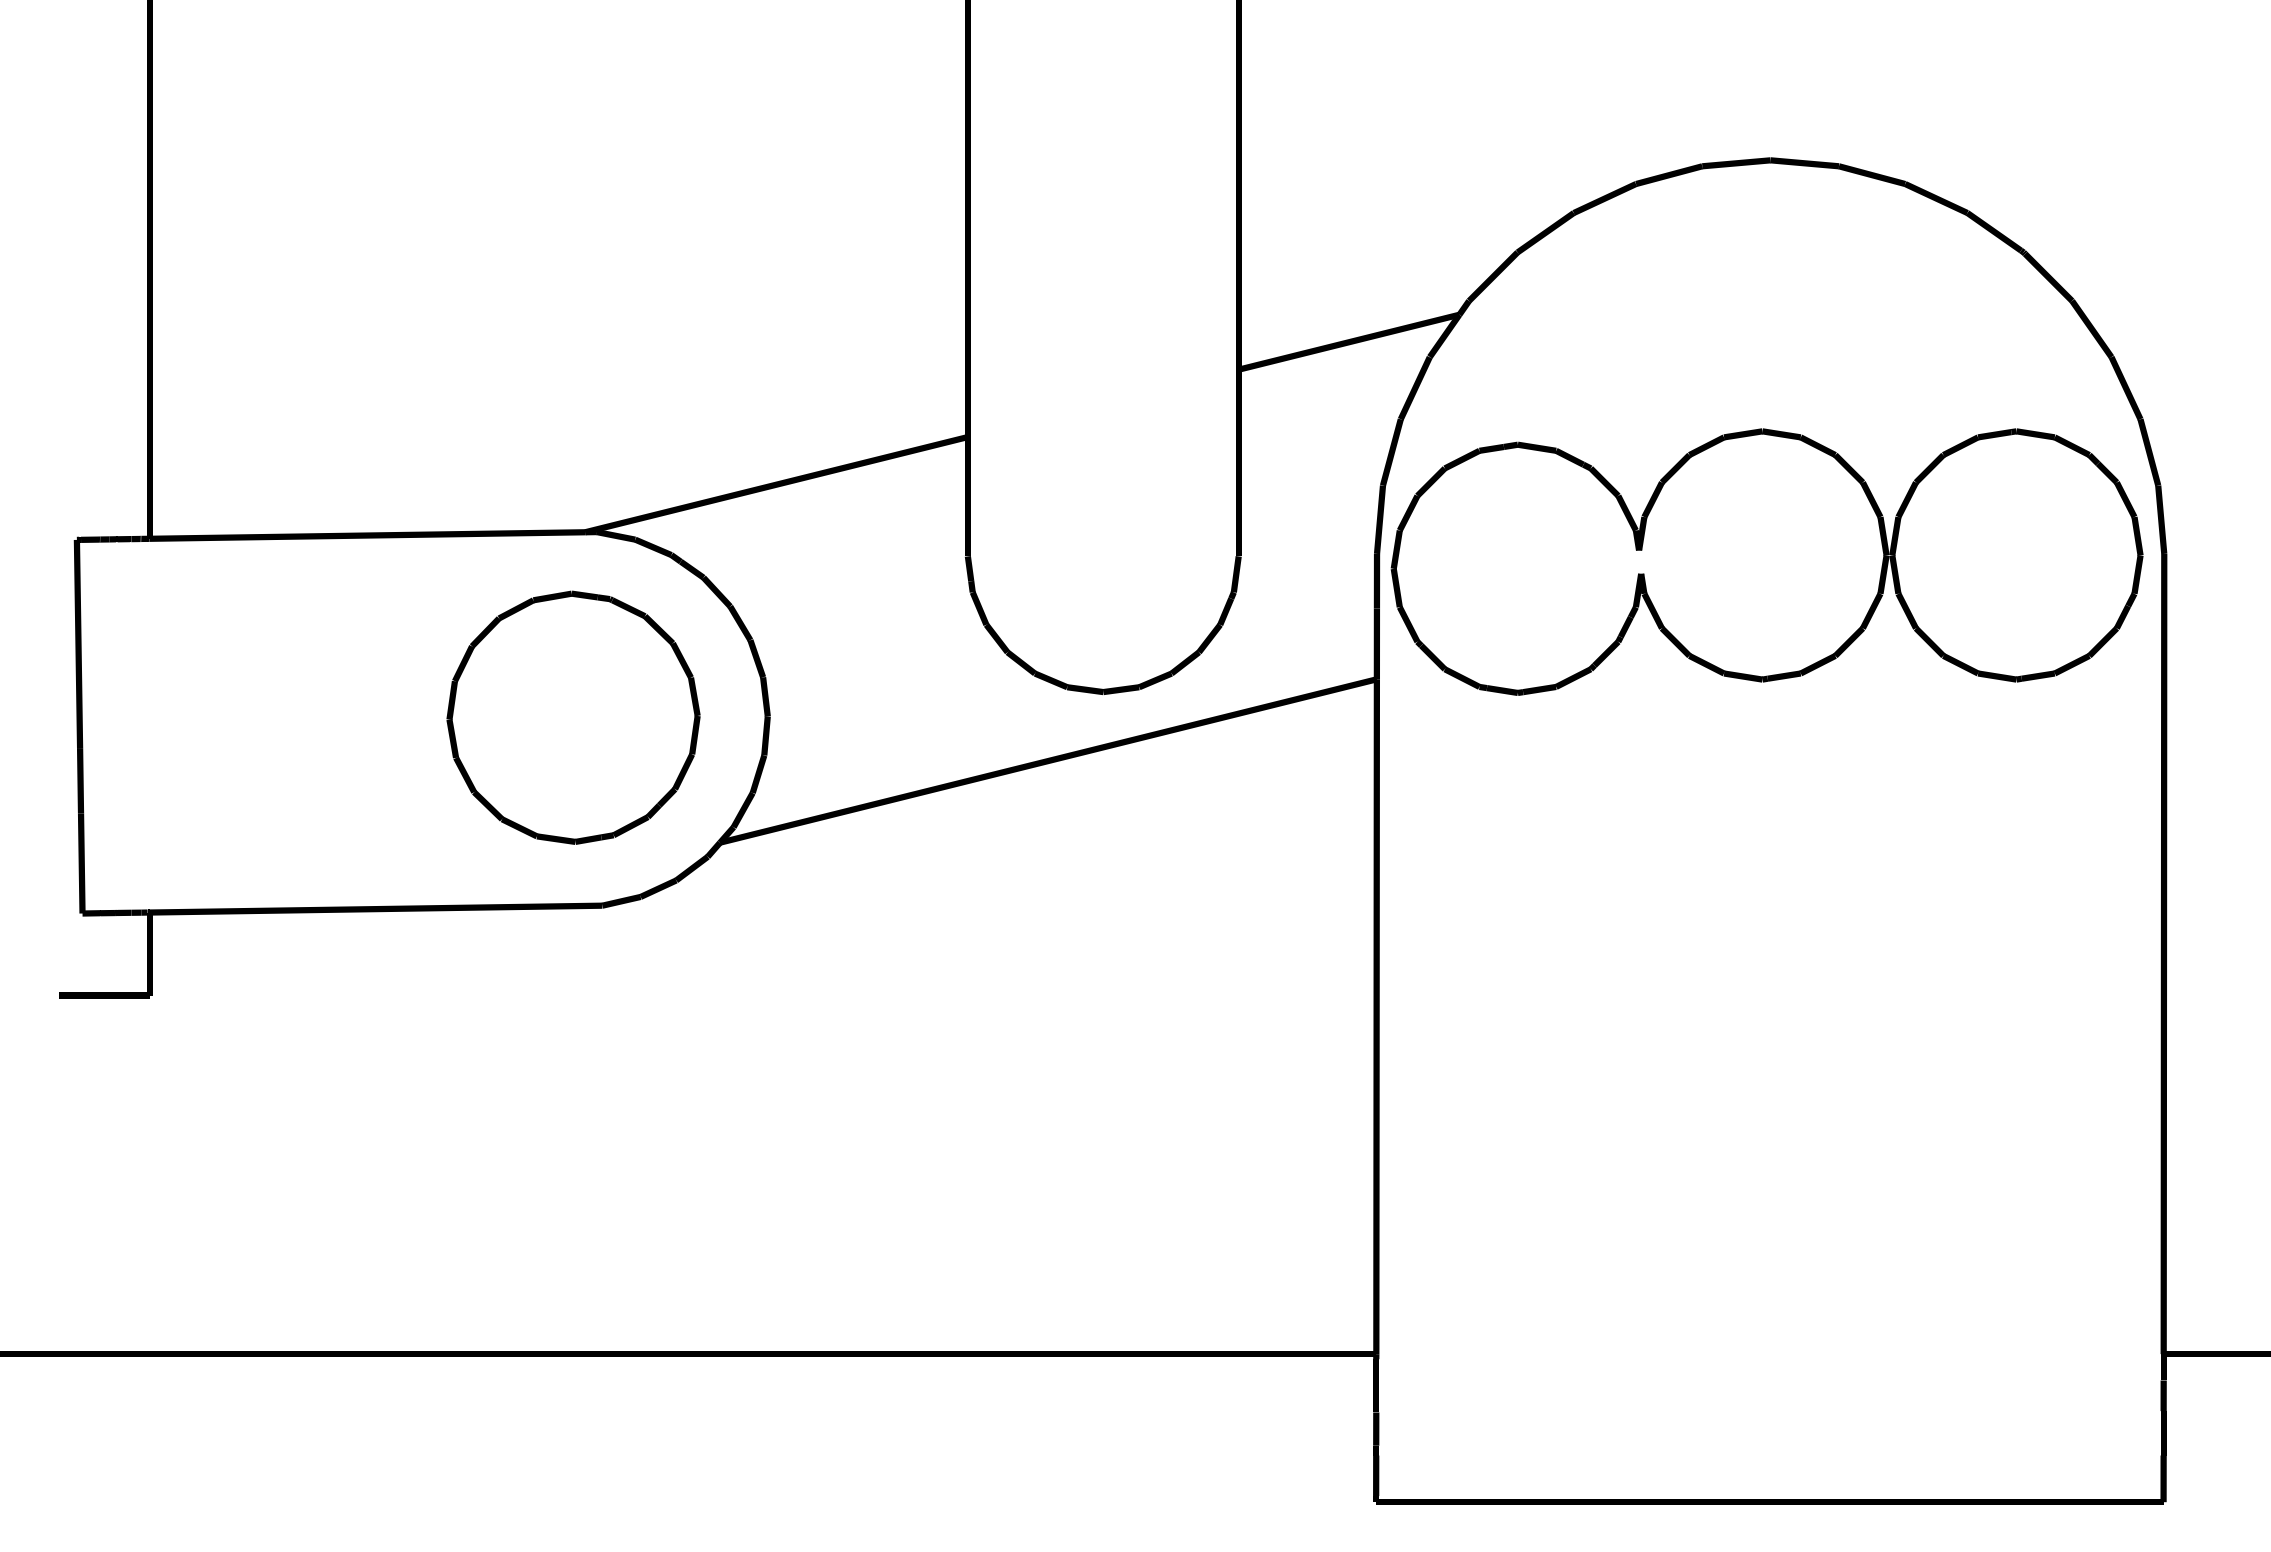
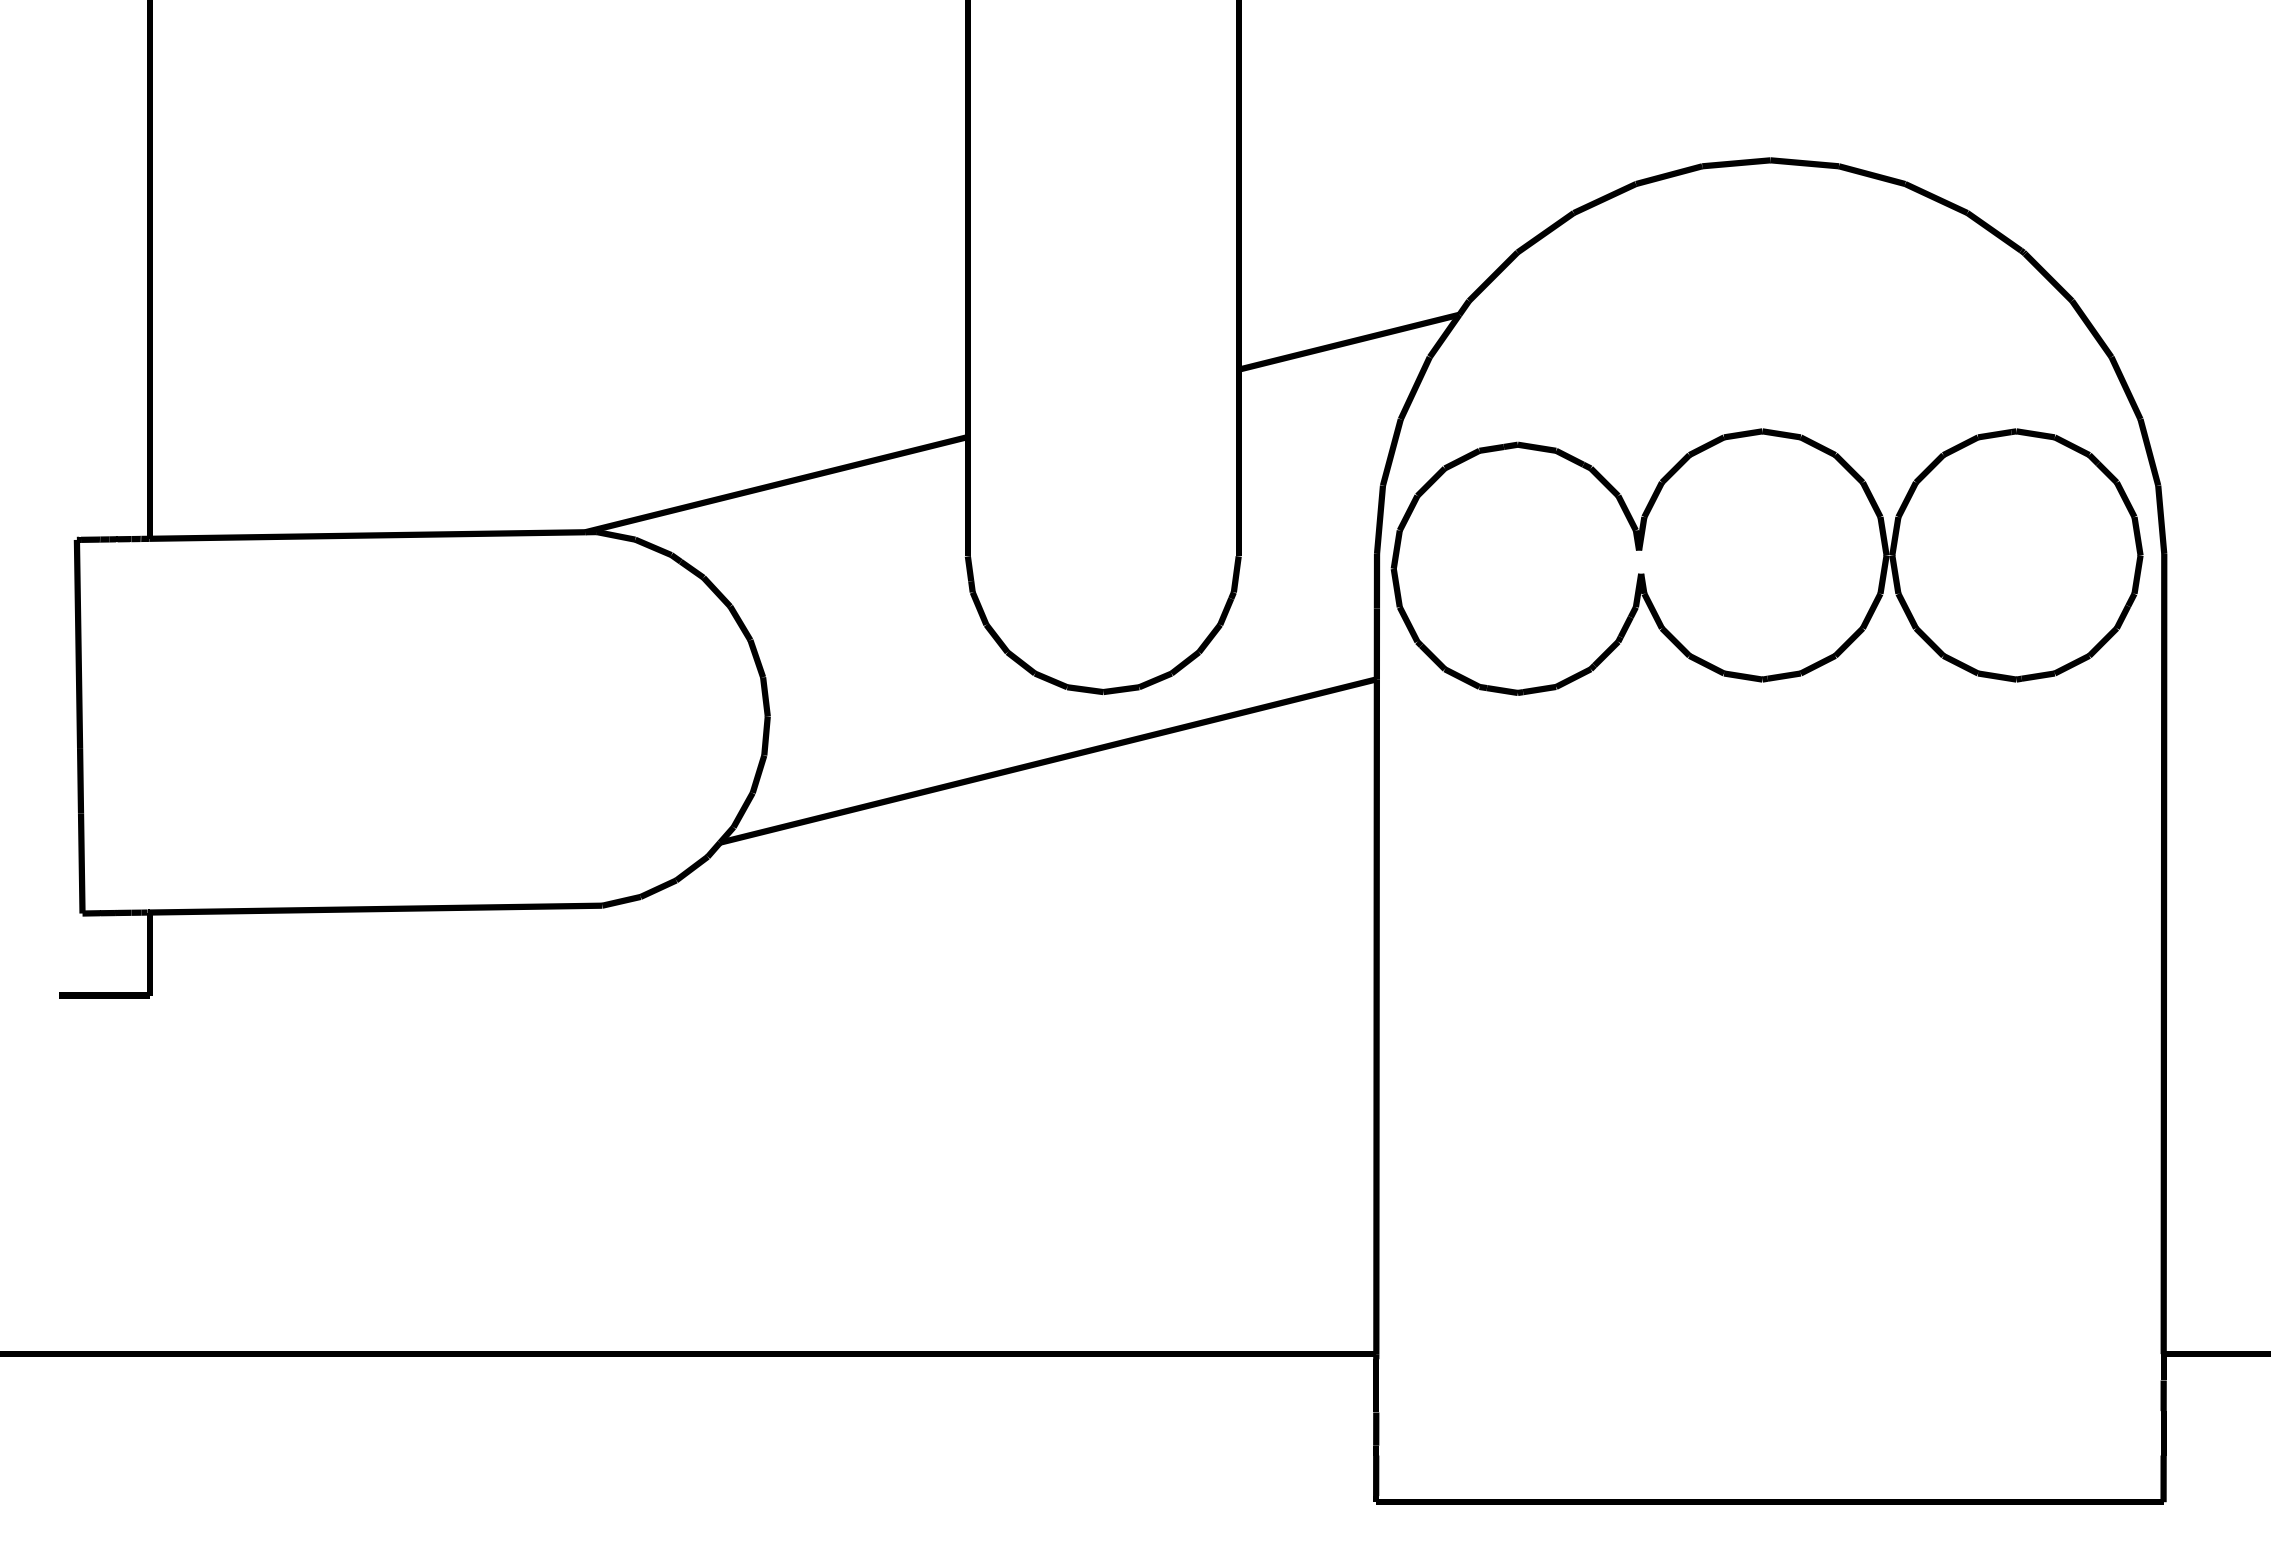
part: present -> none (573, 717)
